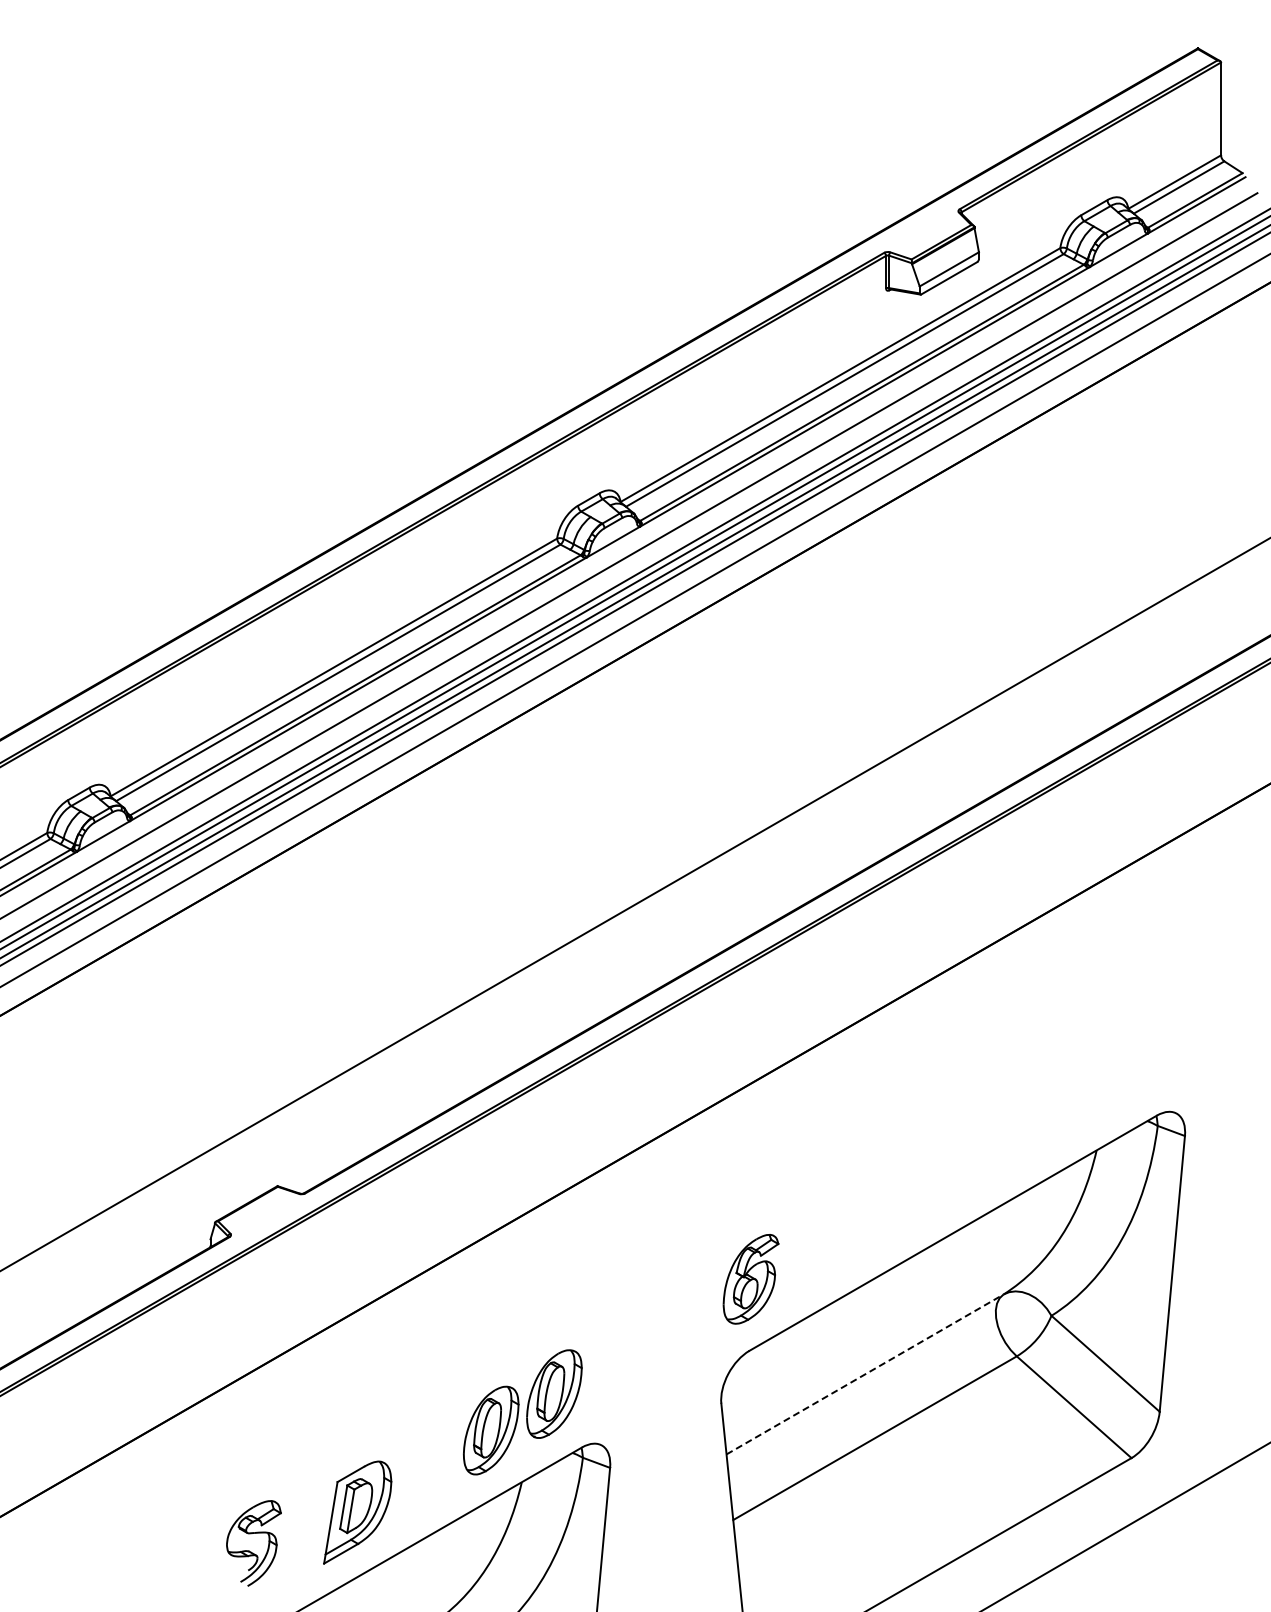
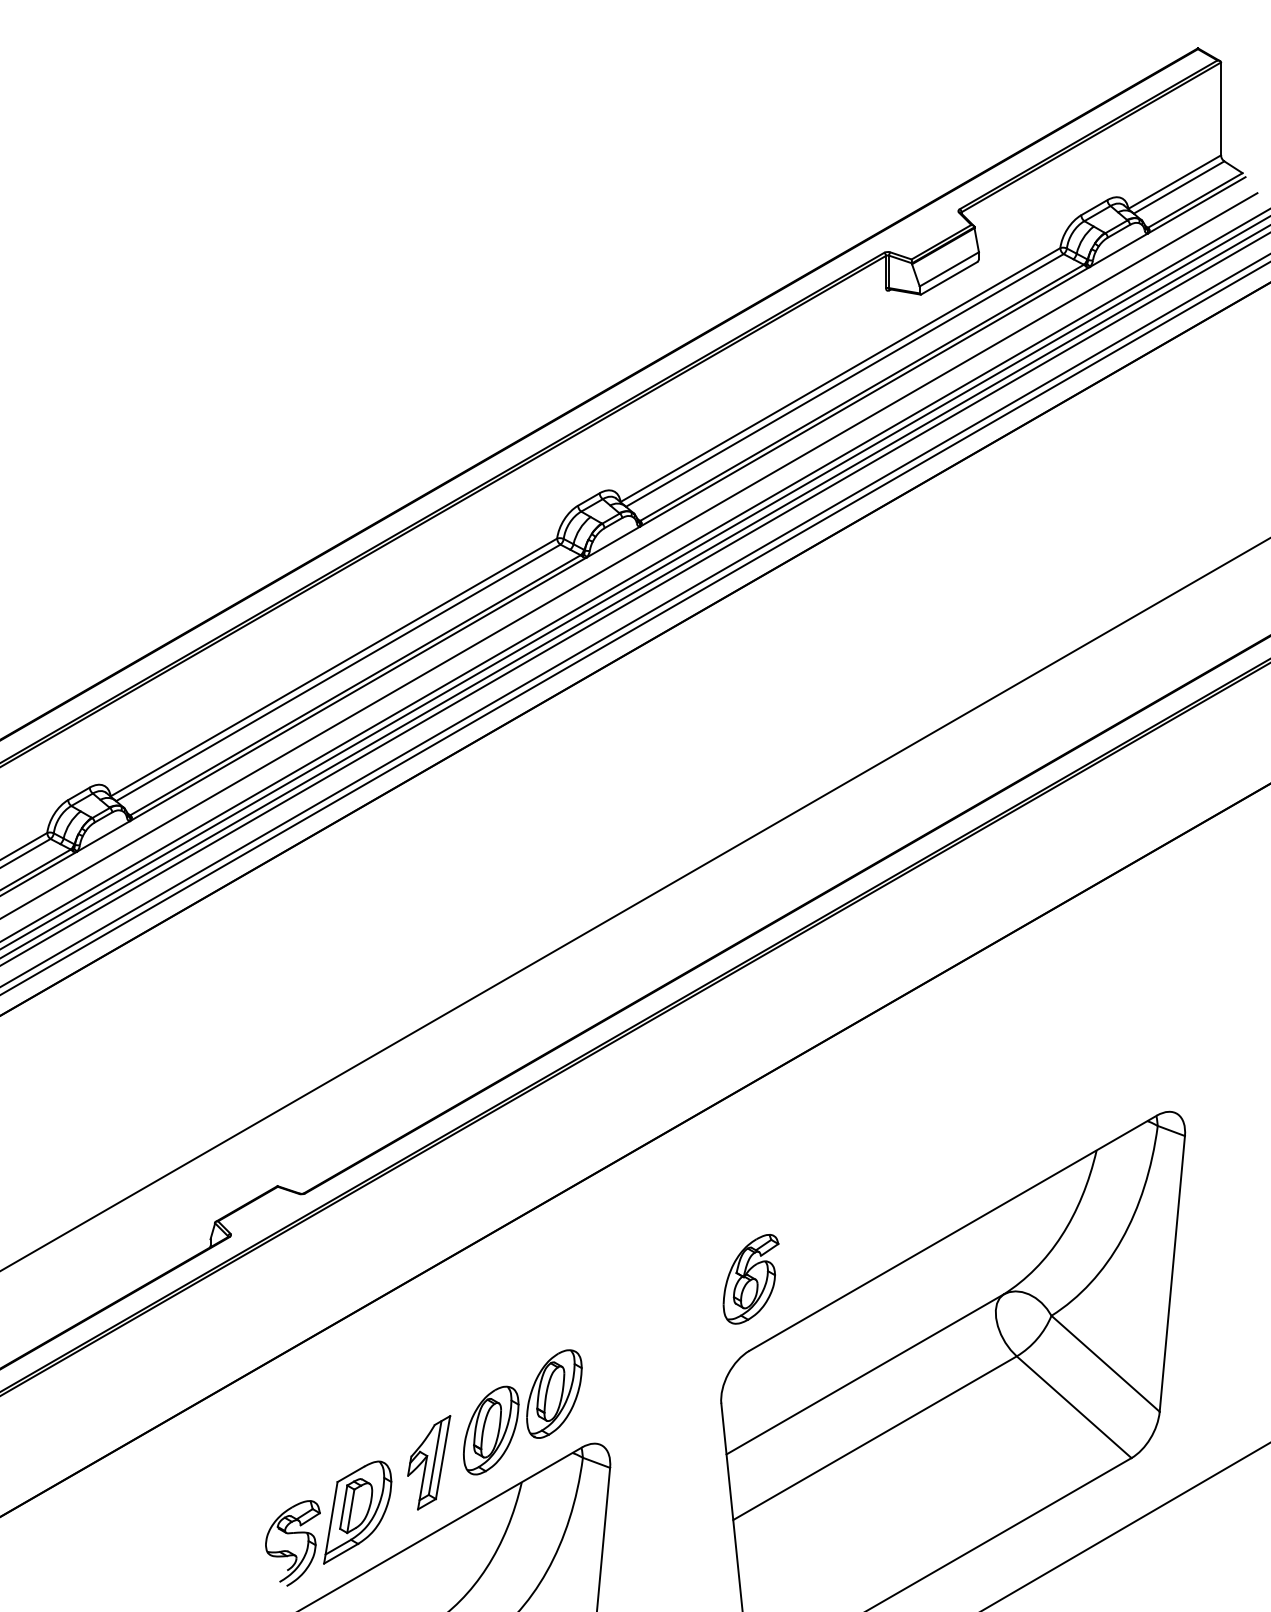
line: none -> present (634, 628)
line: dashed -> solid (865, 1374)
part: none -> present (429, 1462)
part position: (249, 1550) -> (288, 1550) (288, 1550)
